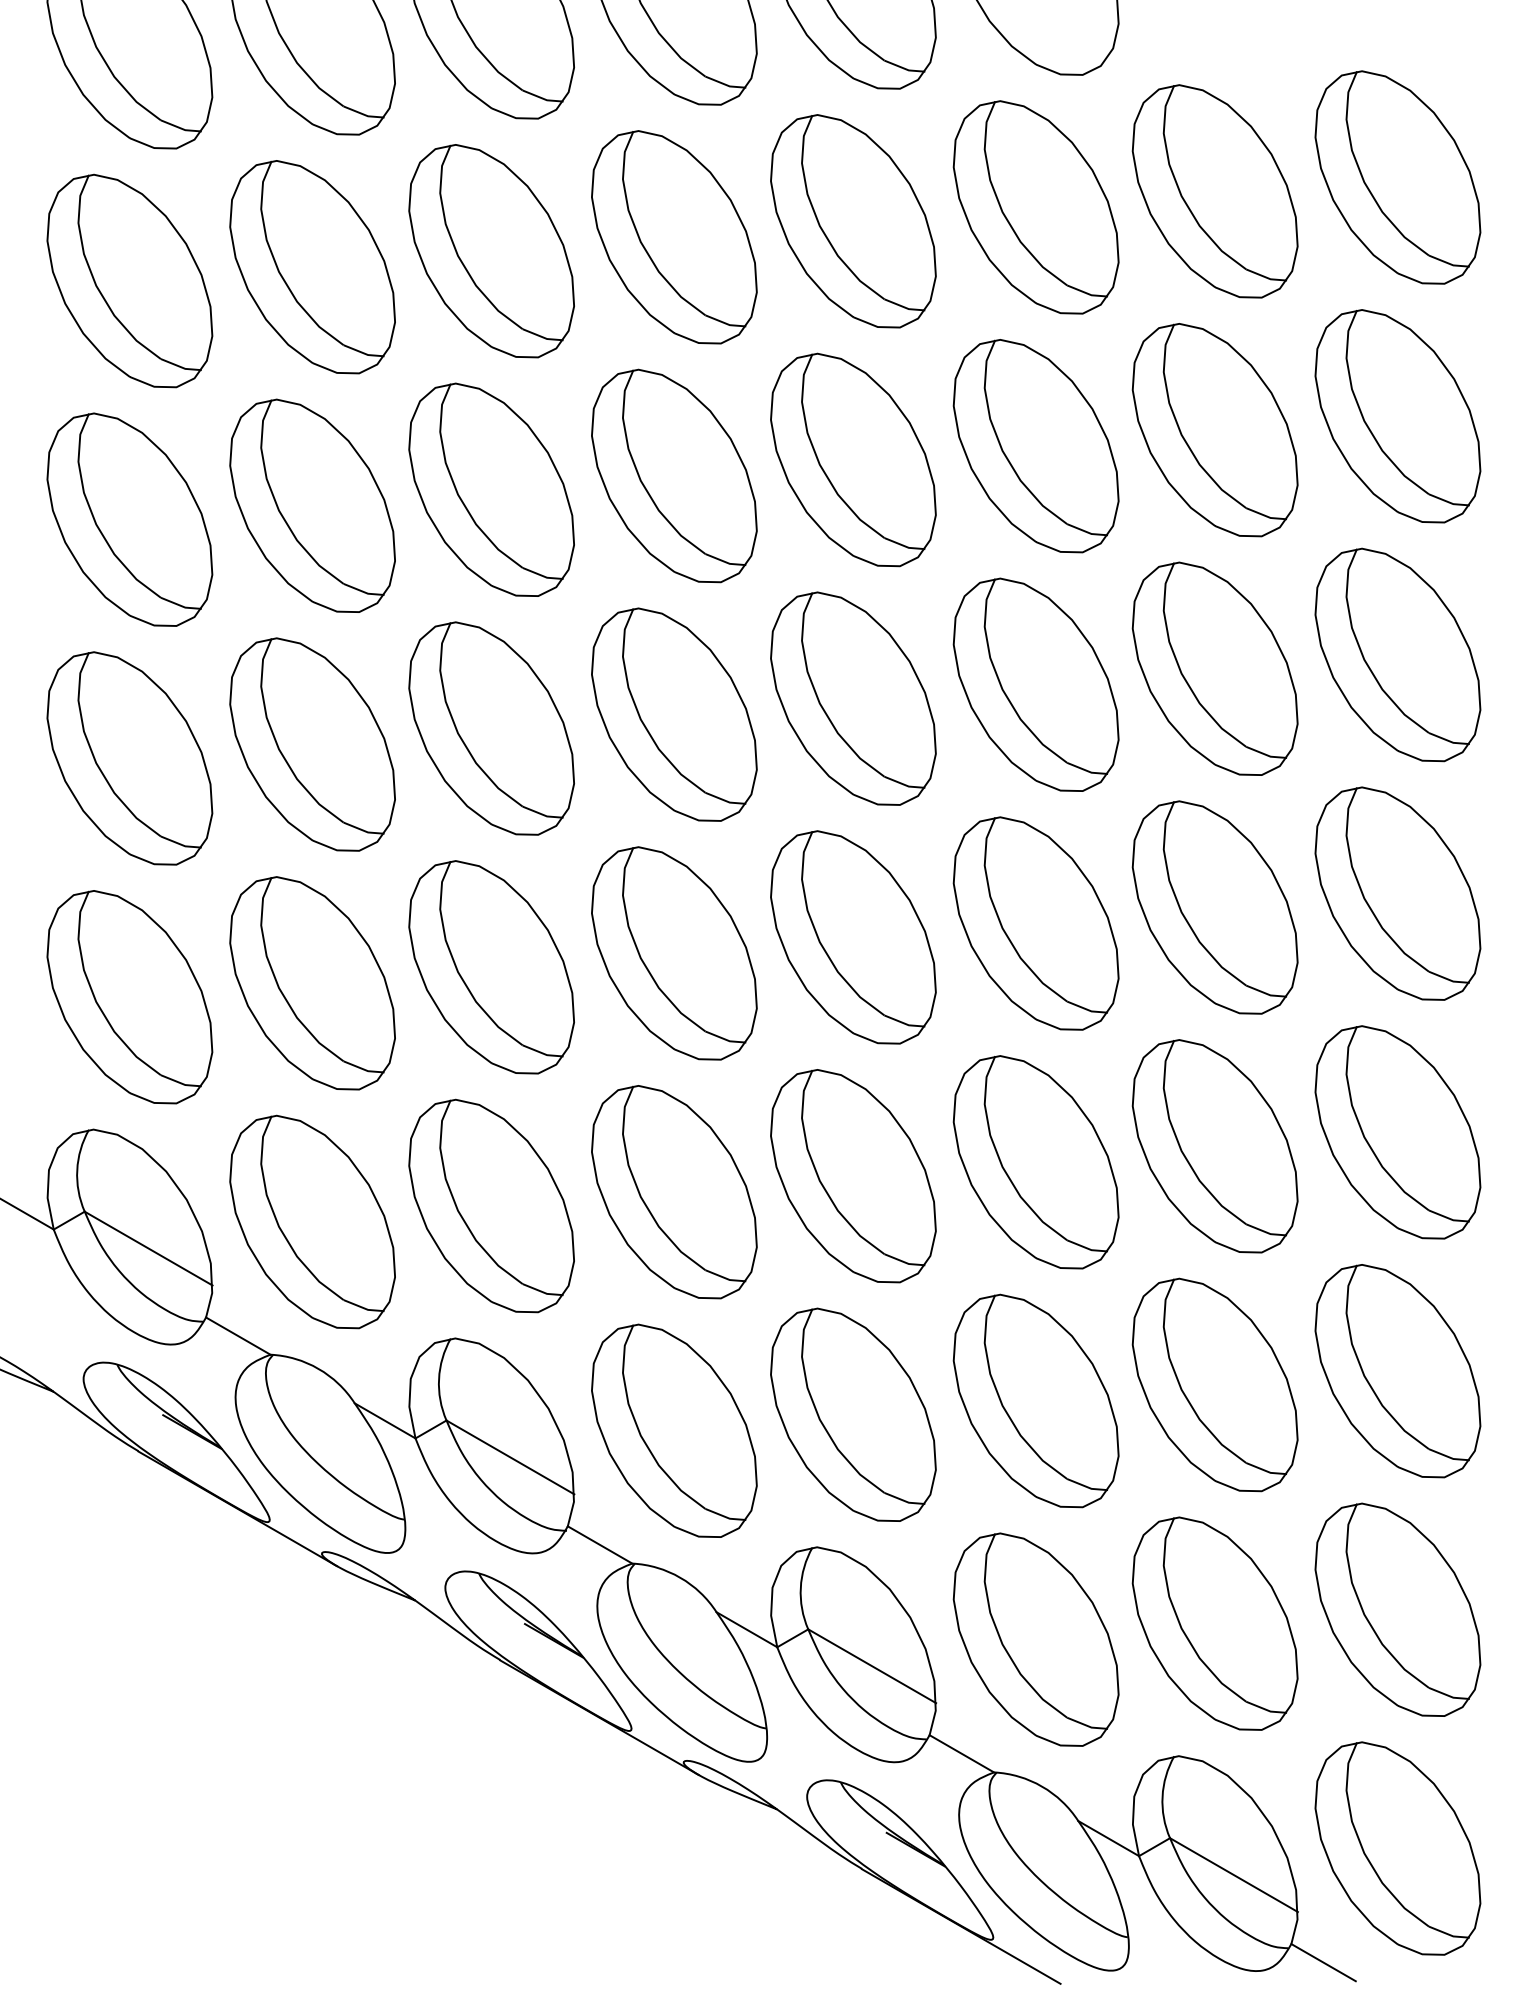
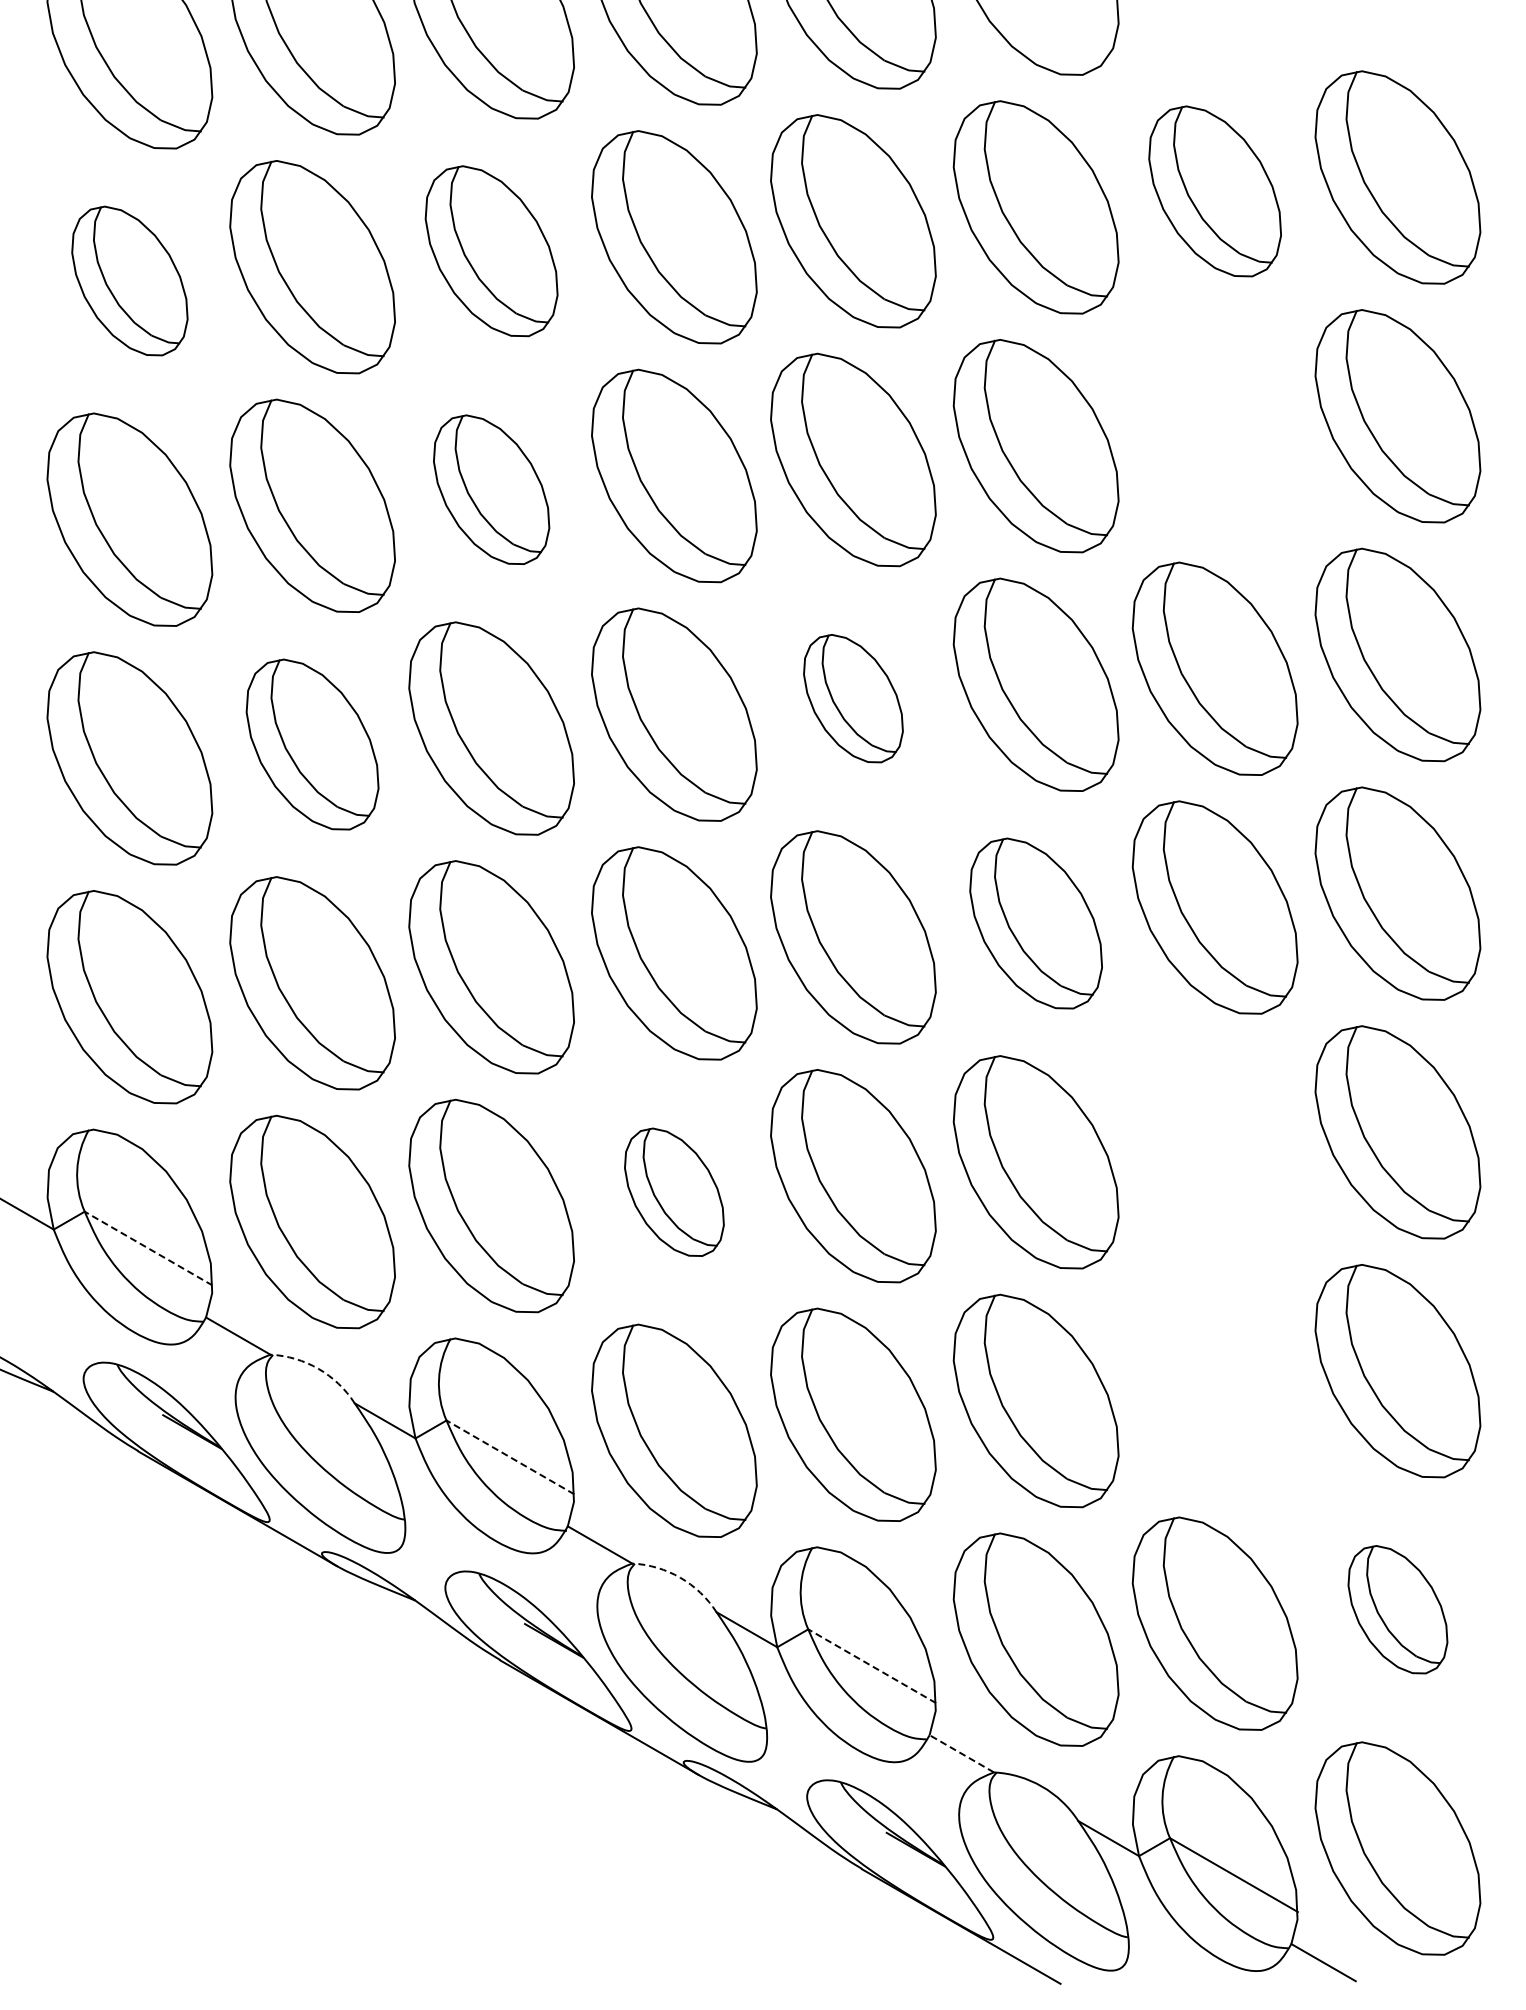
part size: 168x215 px -> 134x173 px (1214, 191)
part size: 167x215 px -> 135x173 px (491, 251)
part size: 168x216 px -> 118x152 px (129, 280)
part: present -> none (1214, 430)
part size: 167x215 px -> 118x151 px (491, 489)
part size: 167x215 px -> 101x130 px (853, 698)
part size: 167x215 px -> 135x173 px (312, 744)
part size: 168x215 px -> 134x173 px (1035, 923)
part: present -> none (1214, 1146)
part size: 167x215 px -> 101x130 px (674, 1191)
line: solid -> dashed (148, 1248)
arc: solid -> dashed (318, 1368)
part: present -> none (1214, 1384)
line: solid -> dashed (510, 1457)
arc: solid -> dashed (680, 1577)
part size: 168x215 px -> 102x130 px (1397, 1609)
line: solid -> dashed (872, 1666)
line: solid -> dashed (961, 1753)
